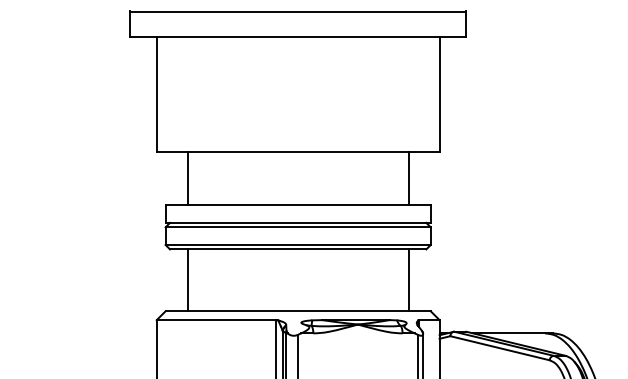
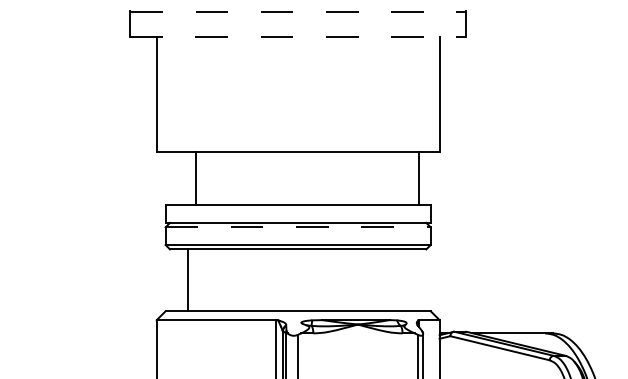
line: solid -> dashed (298, 11)
line: solid -> dashed (298, 37)
line position: (187, 178) -> (195, 178) (195, 178)
line position: (408, 178) -> (418, 178) (418, 178)
line: solid -> dashed (298, 227)
line: present -> none (408, 280)
